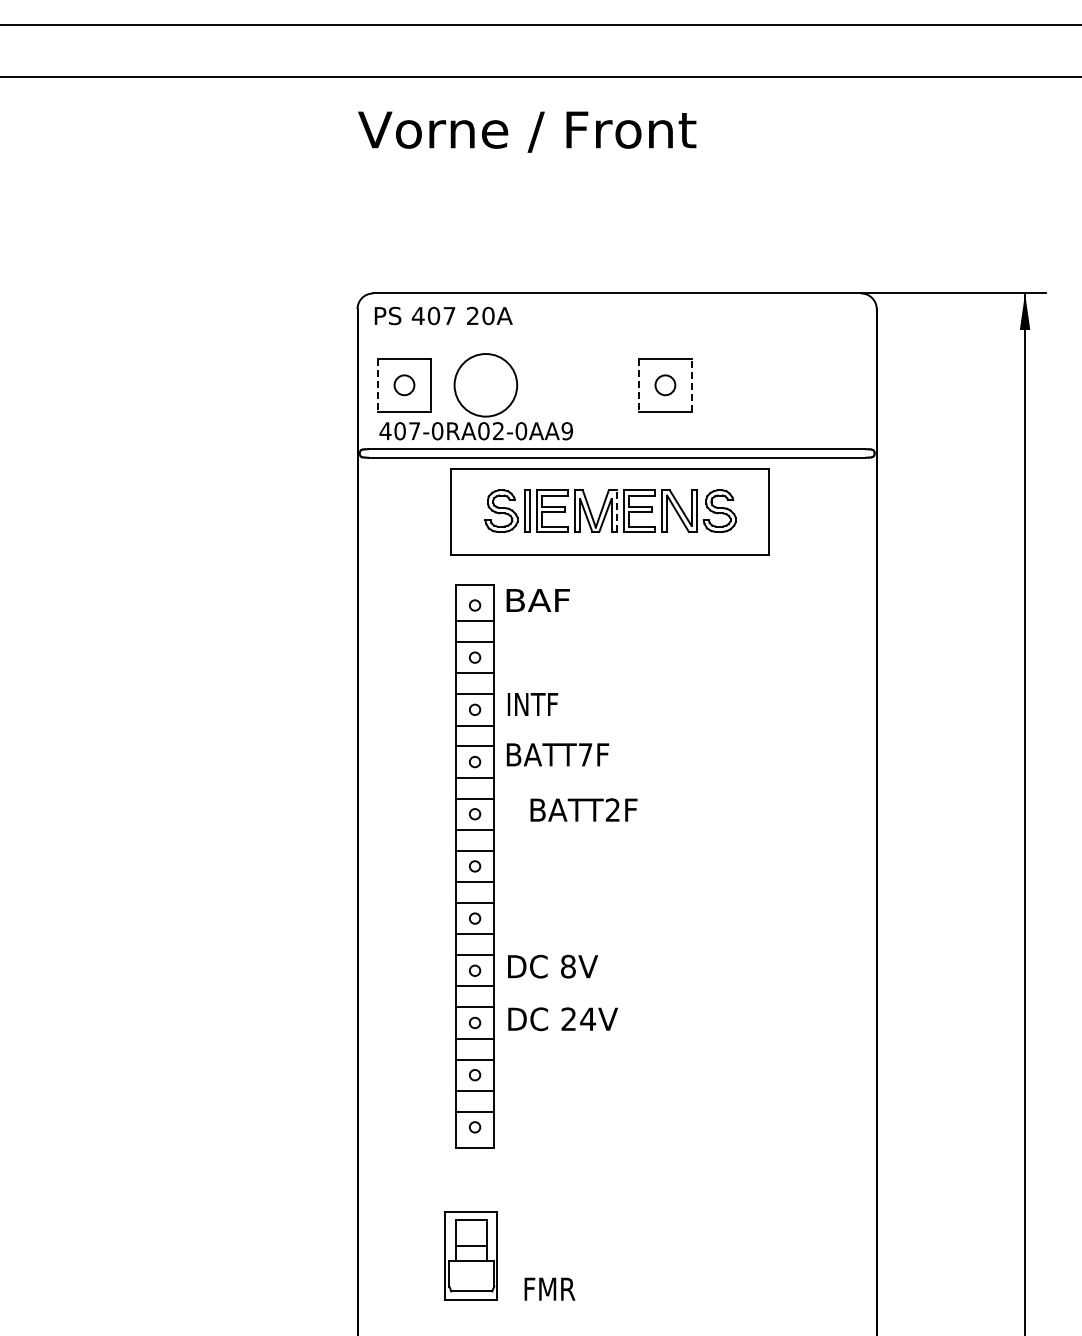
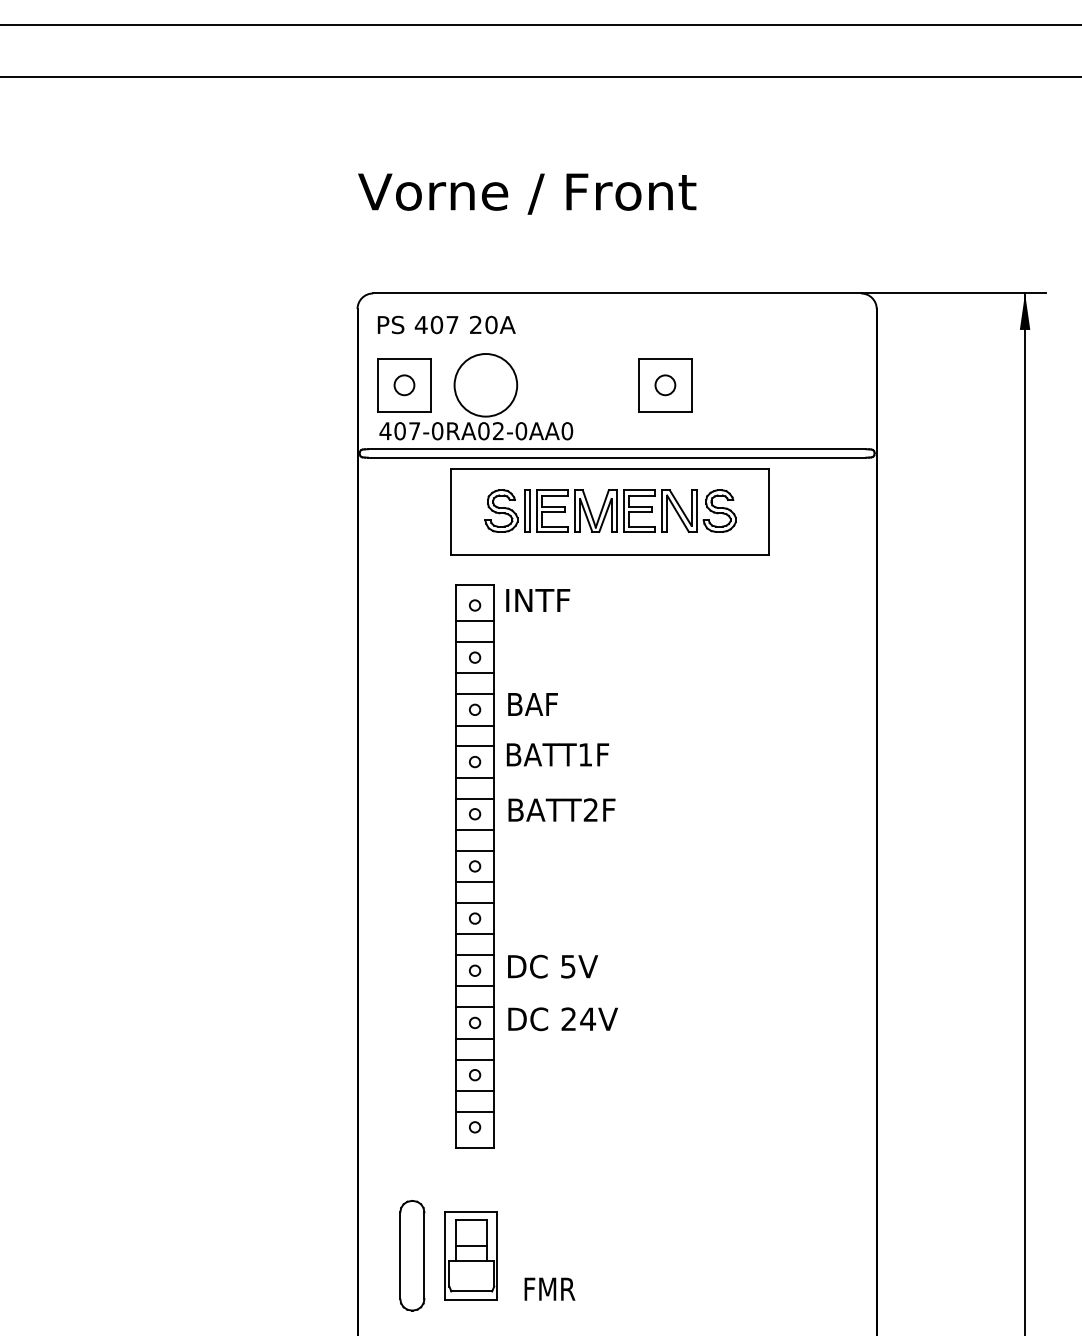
text position: (527, 131) -> (527, 193) (527, 193)
text position: (443, 315) -> (446, 324) (446, 324)
line: dashed -> solid (377, 385)
line: dashed -> solid (638, 385)
line: dashed -> solid (692, 385)
text: 407-0RA02-0AA9 -> 407-0RA02-0AA0 (567, 431)
line: dashed -> solid (616, 511)
text: BAF -> INTF (538, 600)
text: INTF -> BAF (532, 704)
text: BATT7F -> BATT1F (585, 754)
text position: (583, 809) -> (561, 809) (561, 809)
text: 8V -> 5V (568, 966)
part: none -> present (412, 1255)
